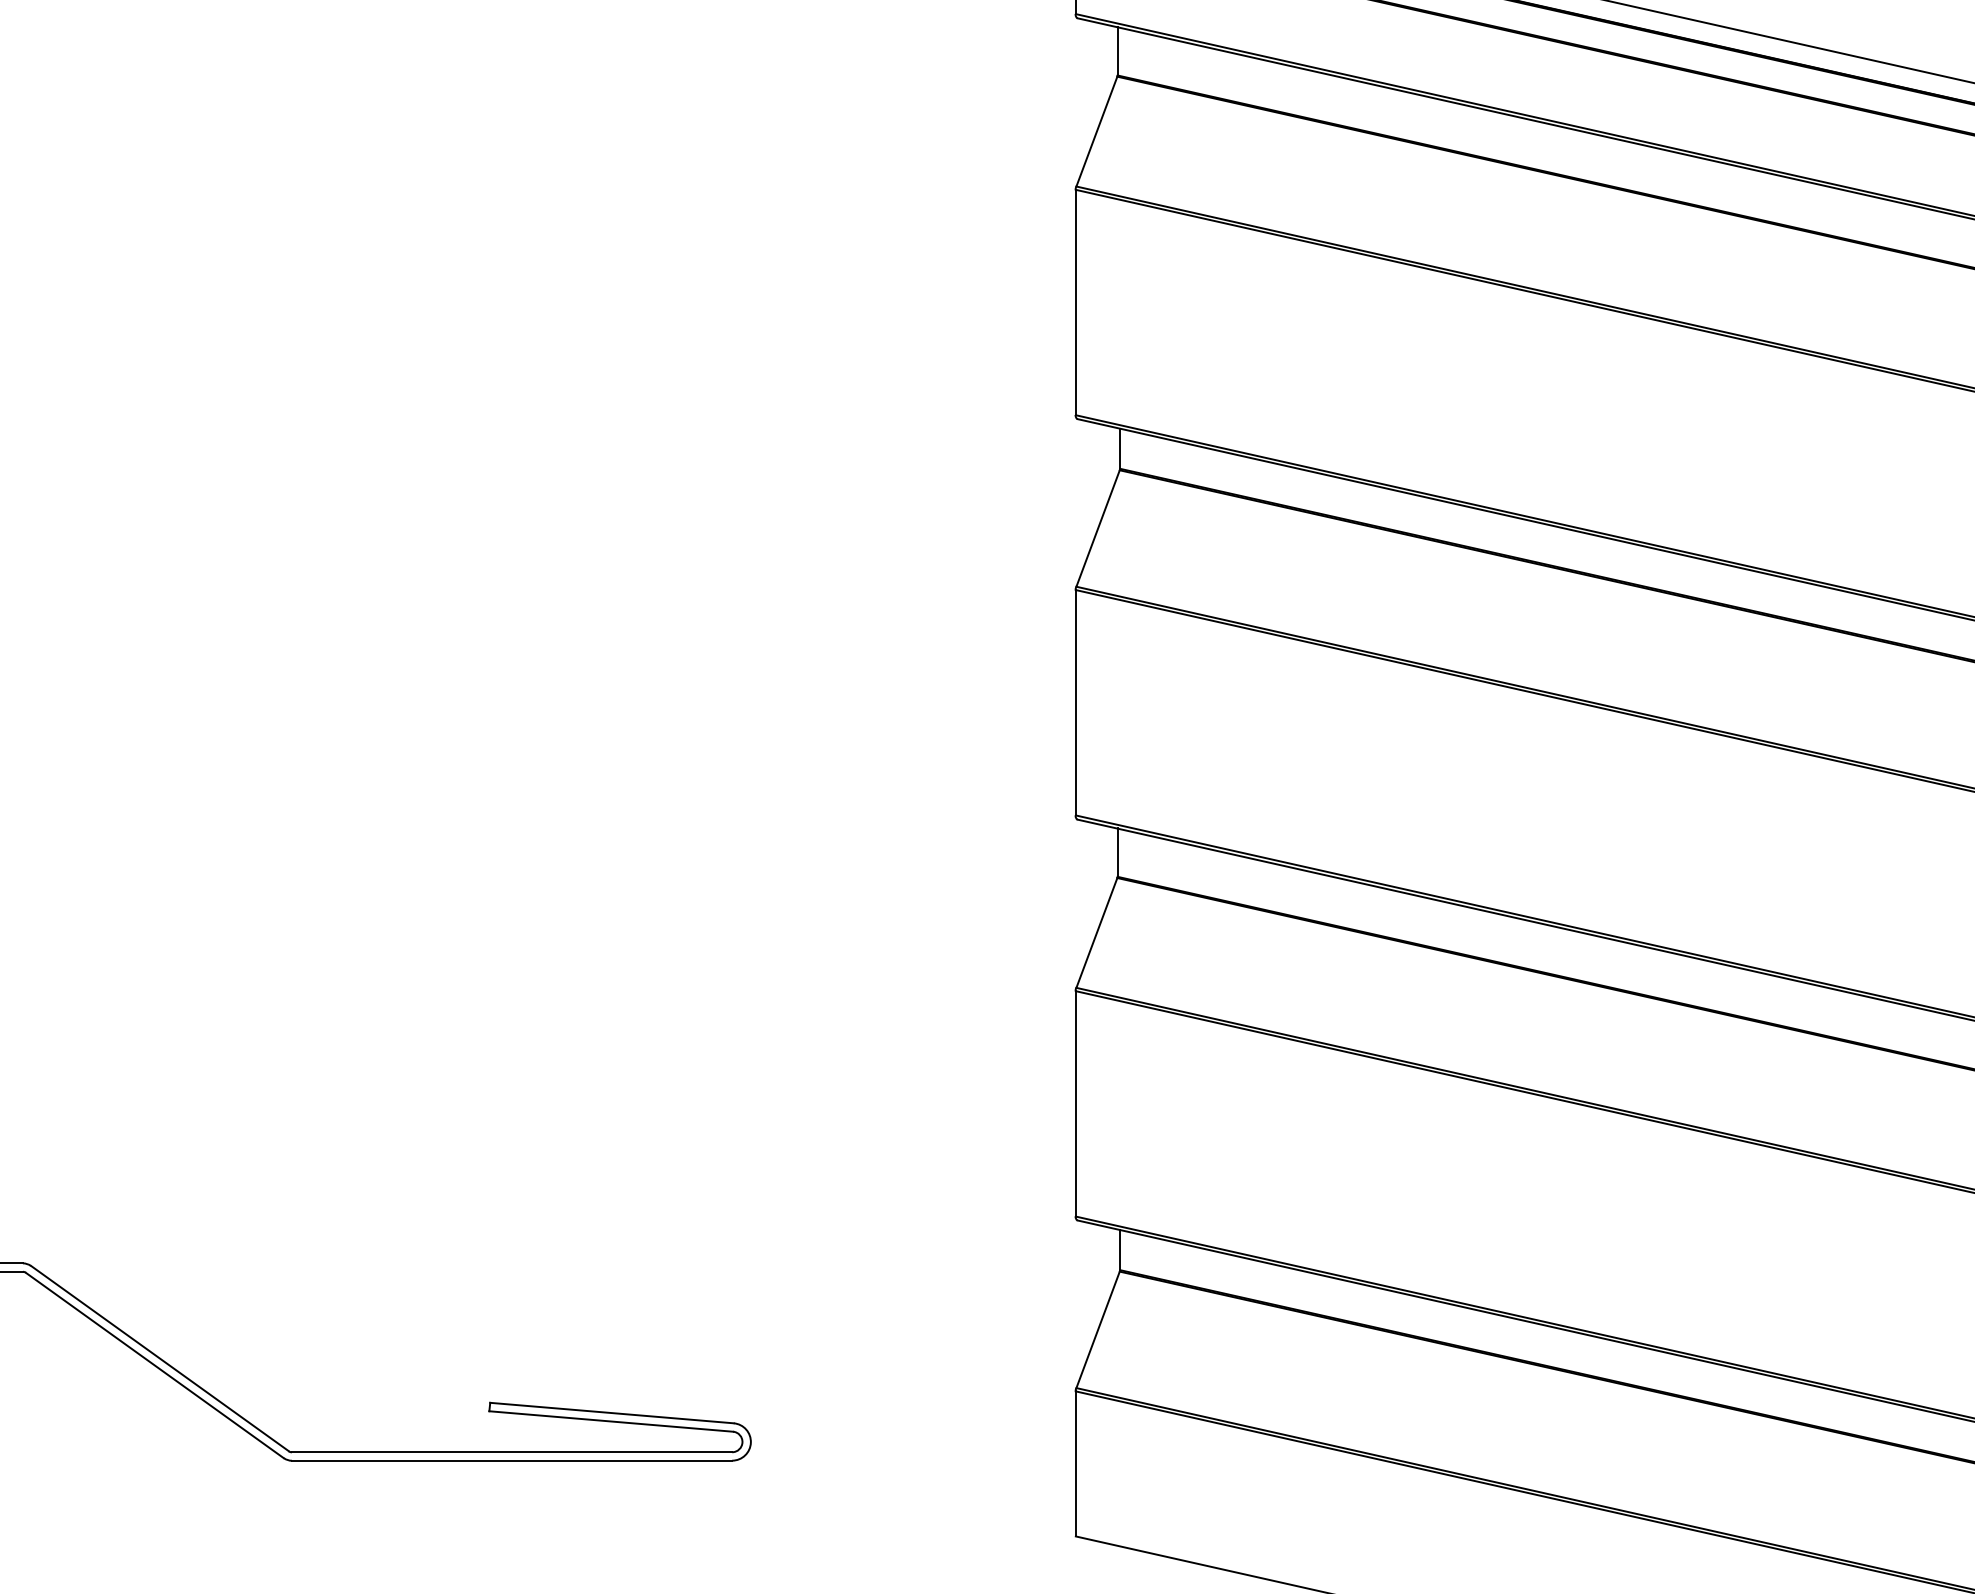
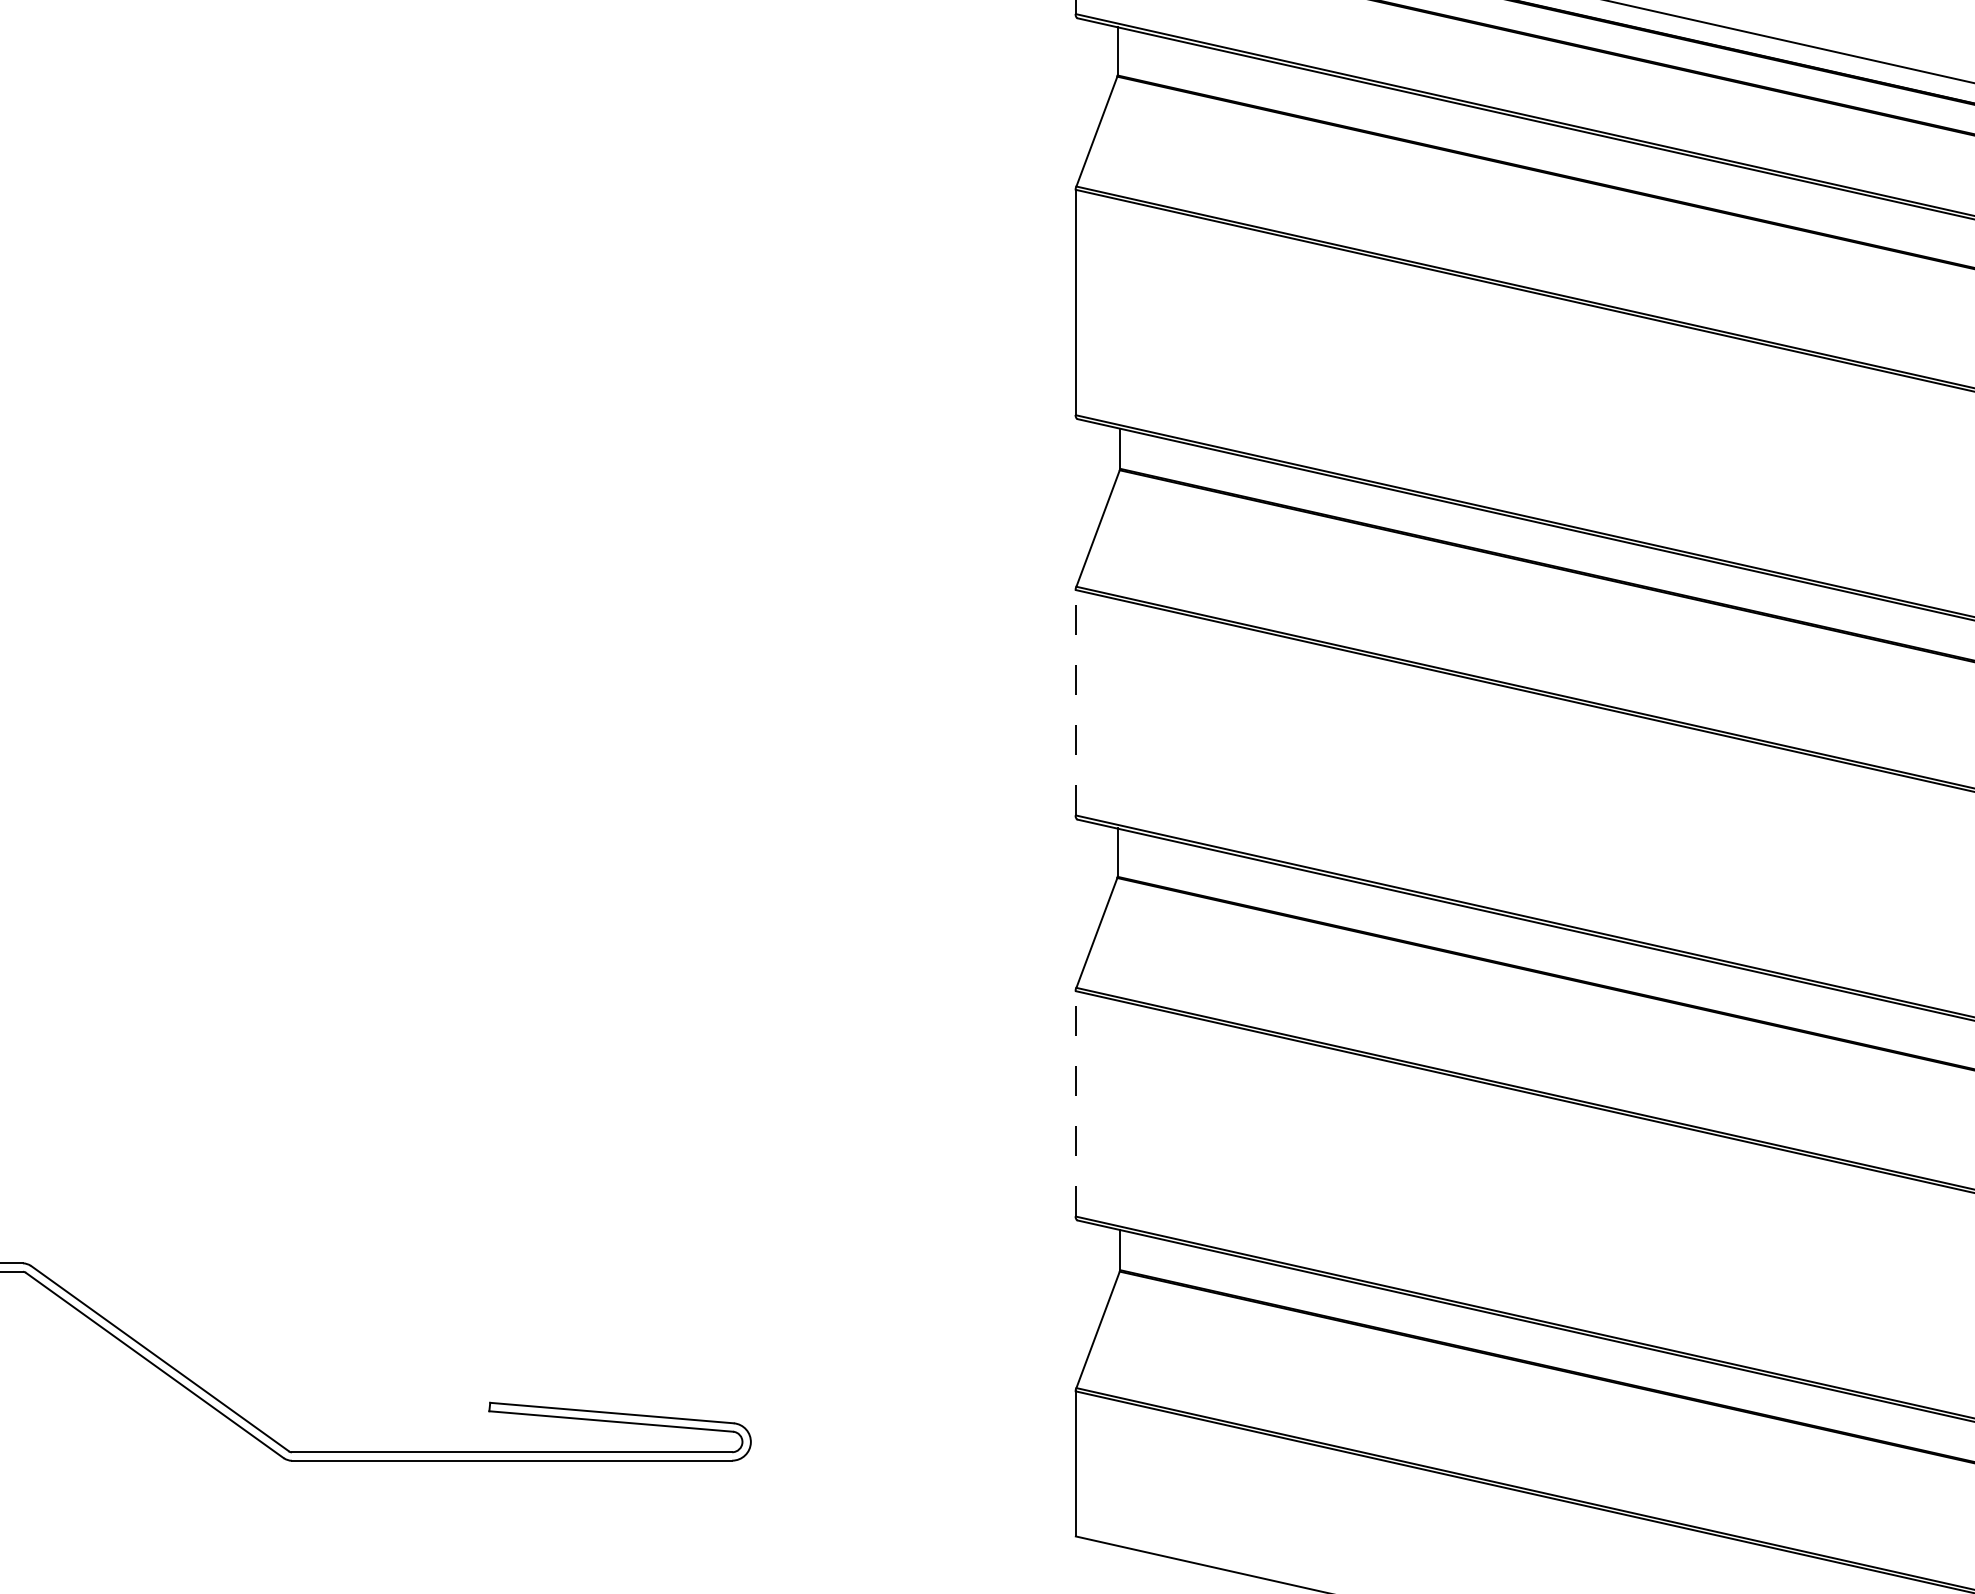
line: solid -> dashed (1075, 702)
line: solid -> dashed (1075, 1103)
